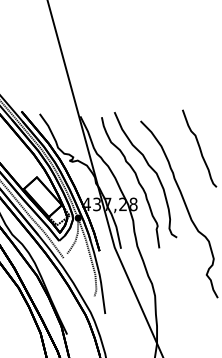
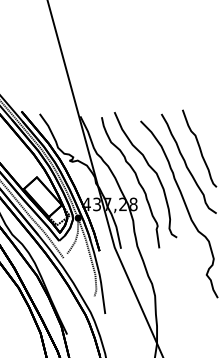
curve: none -> present (186, 163)
